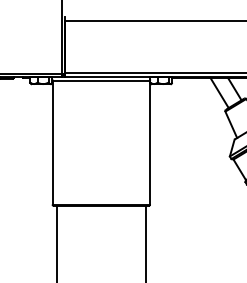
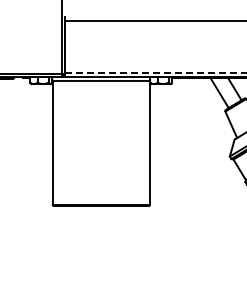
line: solid -> dashed (156, 72)
line: present -> none (57, 242)
line: present -> none (145, 242)
